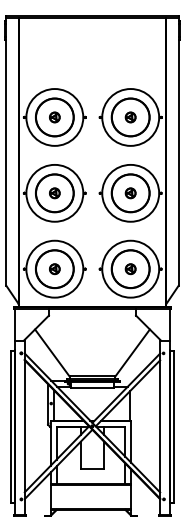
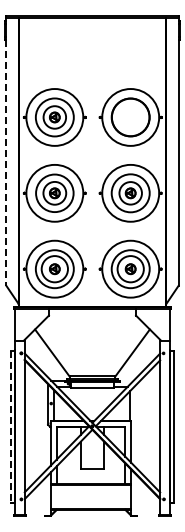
circle diameter: 38 px -> 23 px (54, 117)
part: present -> none (130, 117)
line: solid -> dashed (6, 162)
circle diameter: 38 px -> 23 px (54, 192)
circle diameter: 38 px -> 23 px (130, 193)
circle diameter: 38 px -> 26 px (54, 269)
circle diameter: 38 px -> 26 px (130, 269)
line: solid -> dashed (10, 427)
